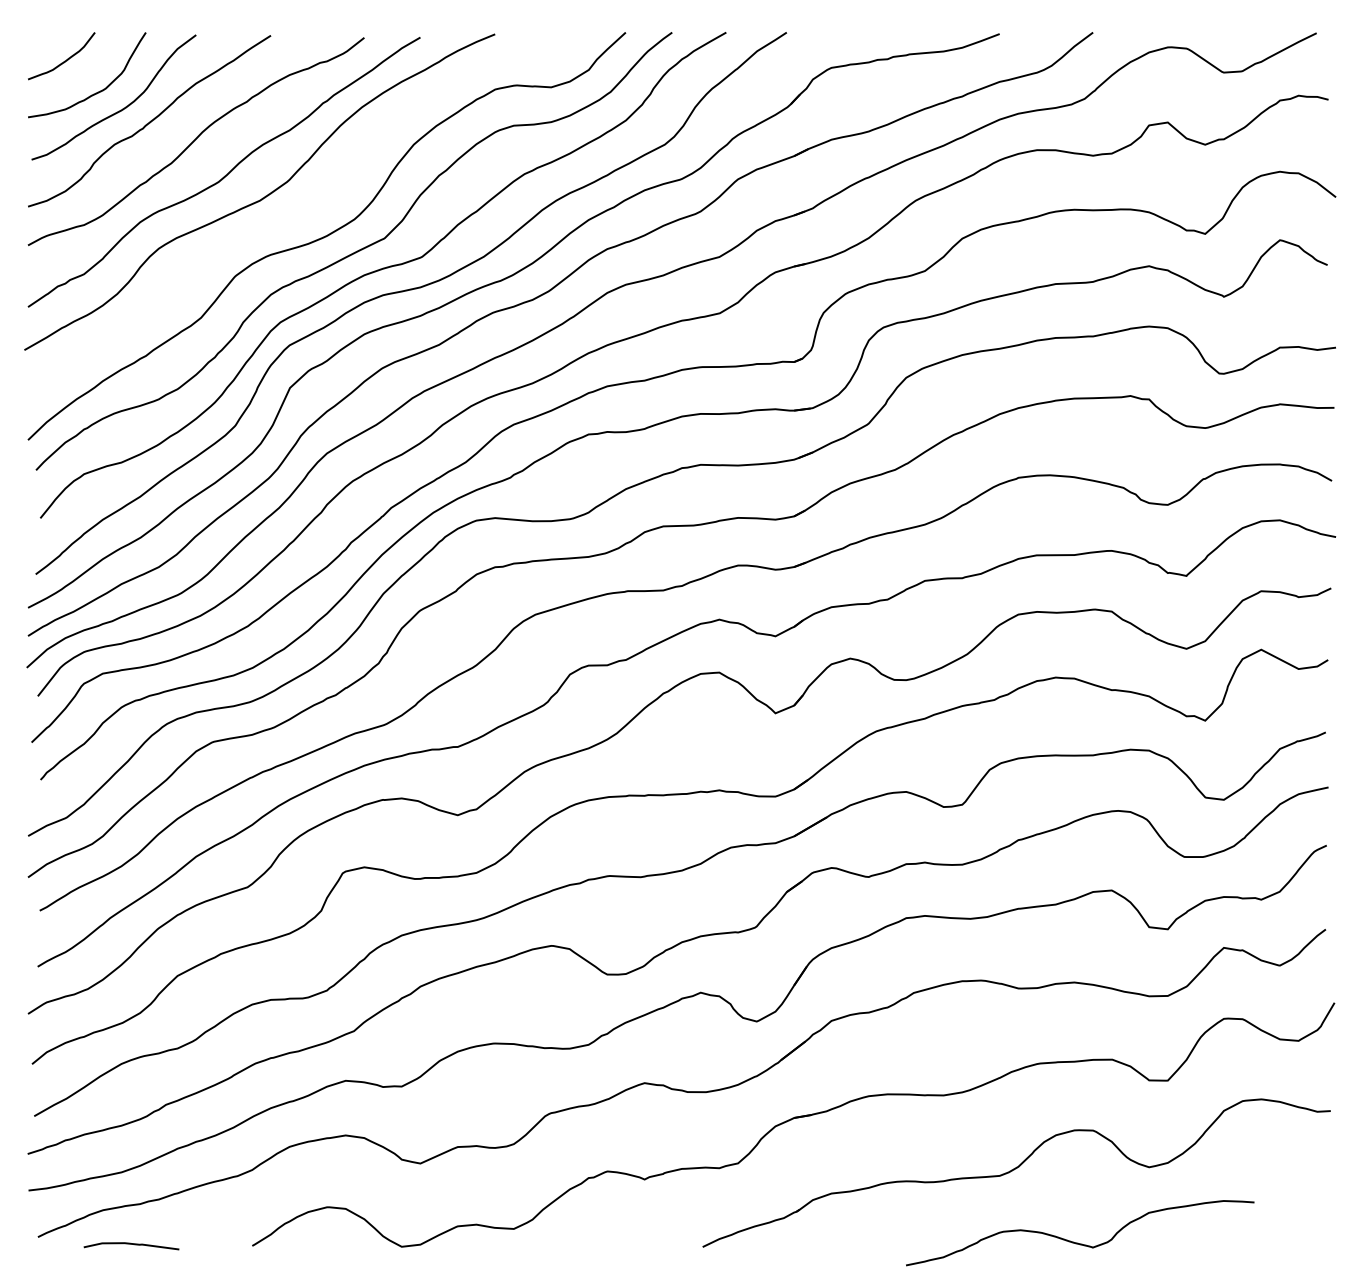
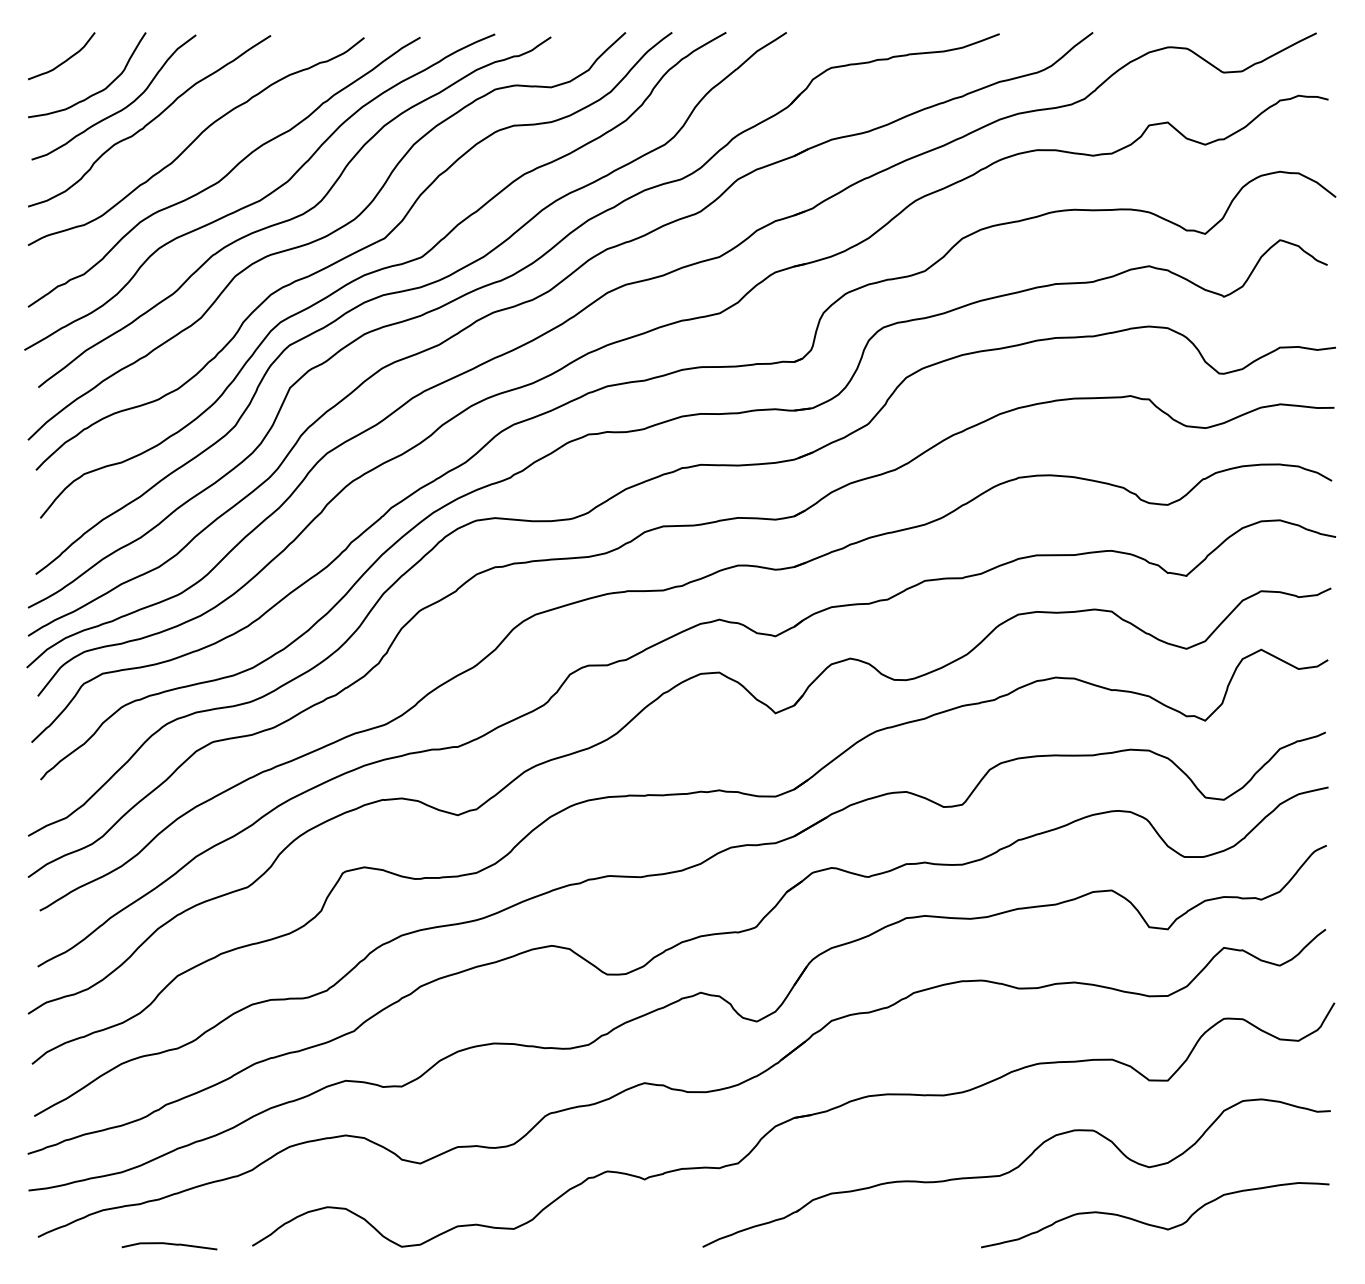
curve: none -> present (297, 215)
curve position: (1077, 1242) -> (1152, 1224) (1152, 1224)
curve position: (131, 1244) -> (169, 1244) (169, 1244)
